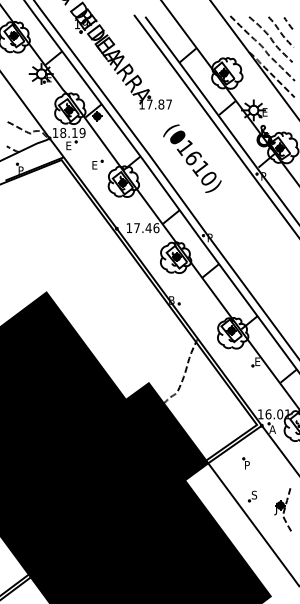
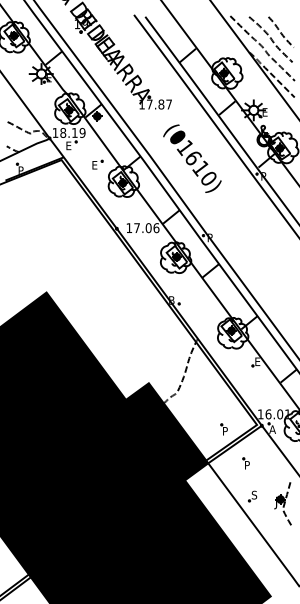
line: present -> none (289, 23)
text: 17.46 -> 17.06 (148, 228)
part: none -> present (223, 429)
part position: (282, 509) -> (282, 503) (282, 503)
